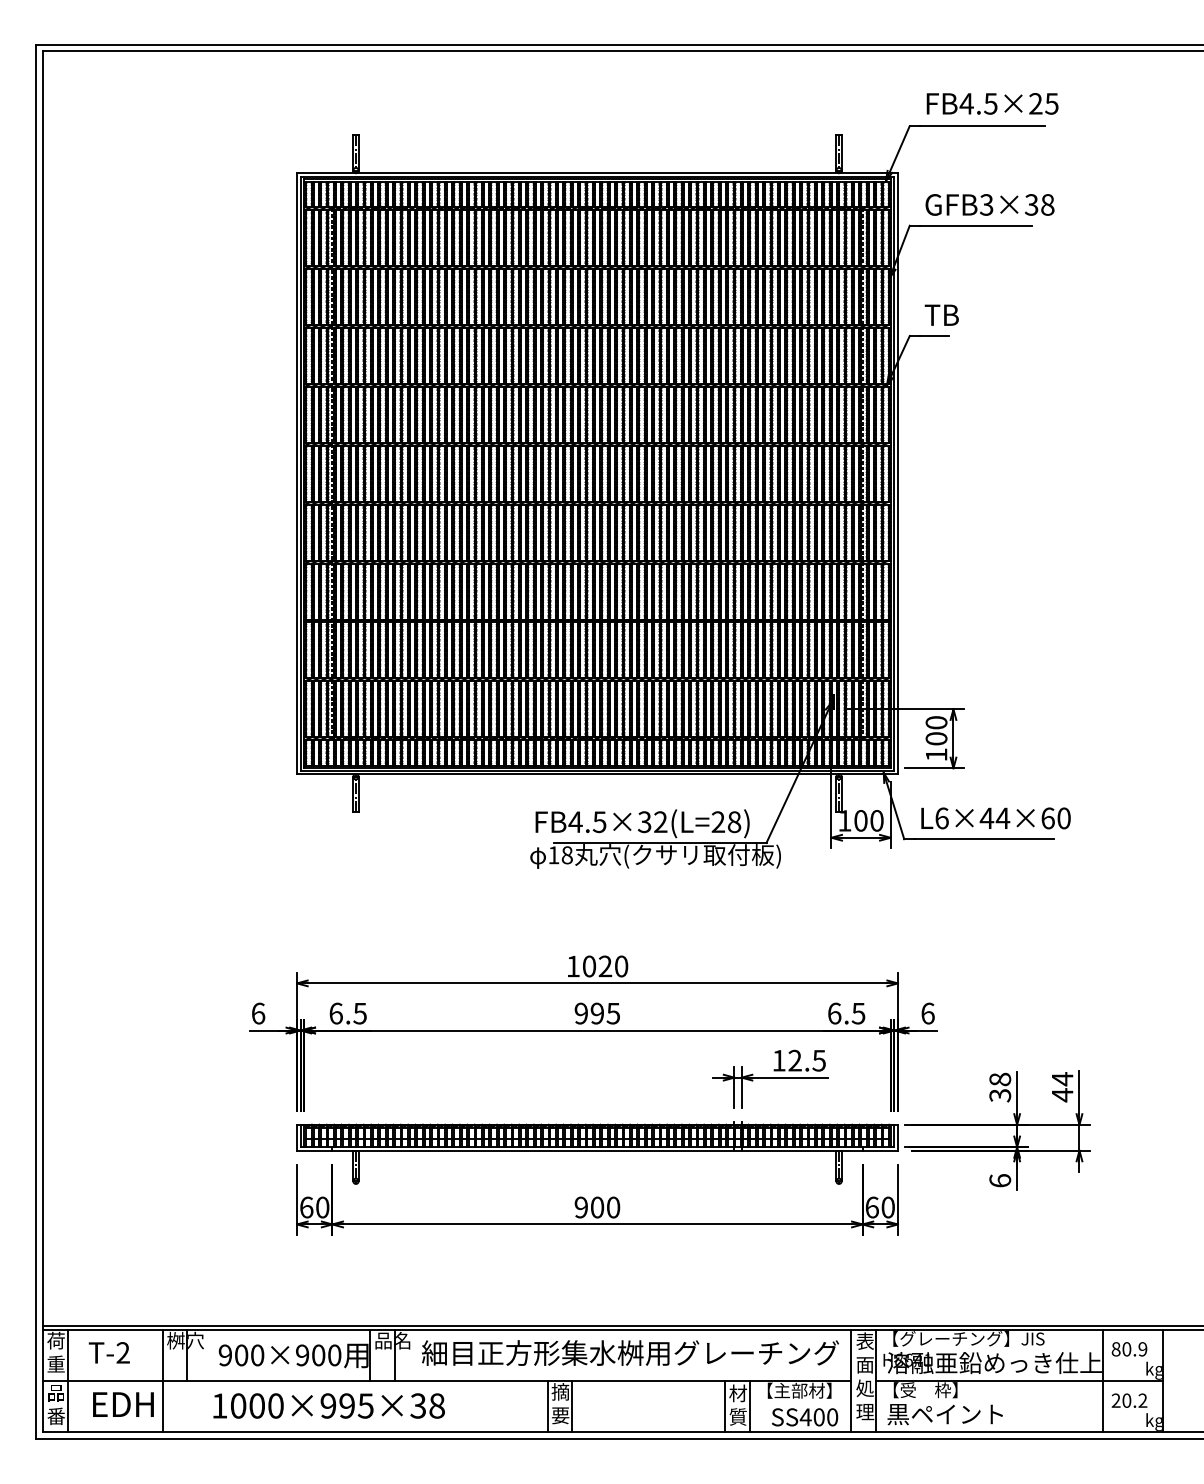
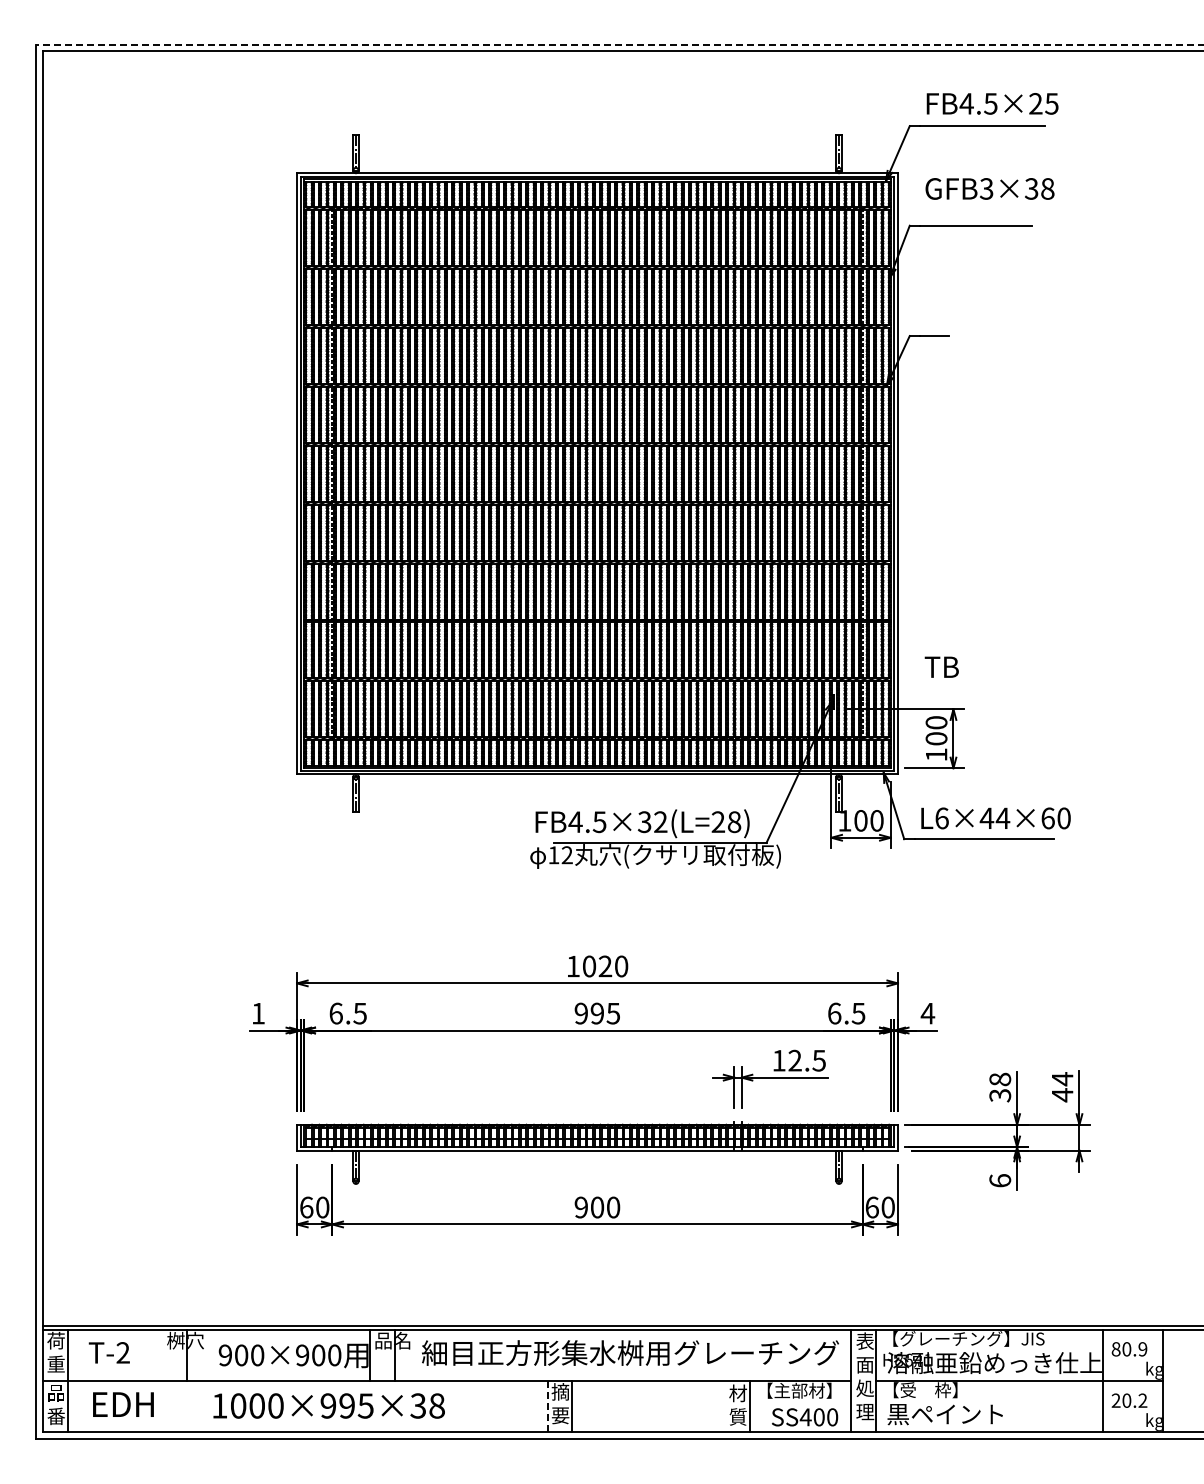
line: solid -> dashed (619, 44)
text position: (989, 204) -> (989, 188) (989, 188)
text position: (941, 314) -> (941, 666) (941, 666)
text: 18 -> 12 (566, 855)
text: 6 -> 1 (258, 1013)
text: 6 -> 4 (927, 1013)
line: present -> none (162, 1380)
line: solid -> dashed (547, 1406)
line: present -> none (725, 1406)
